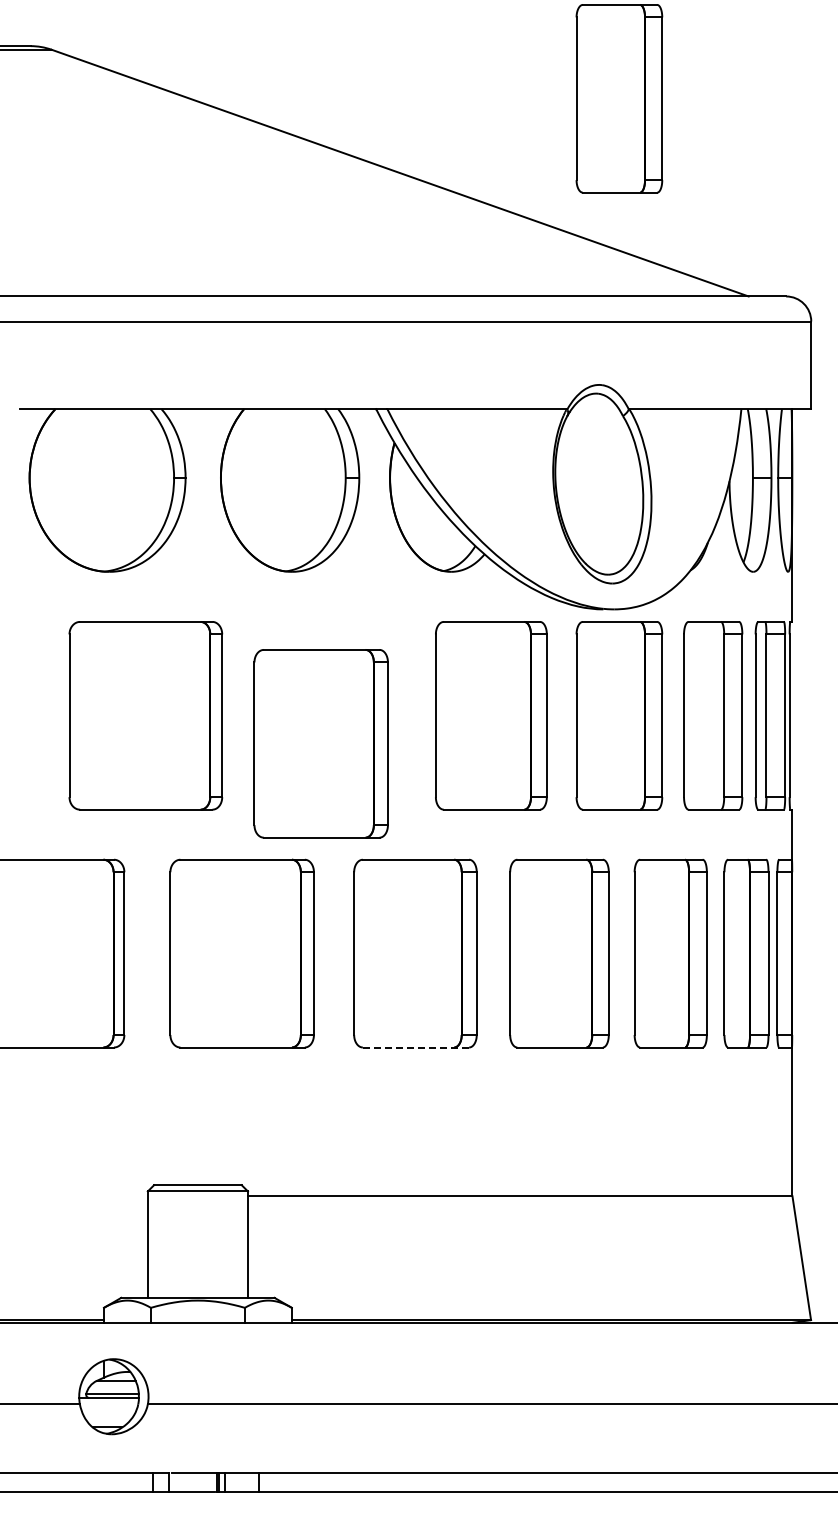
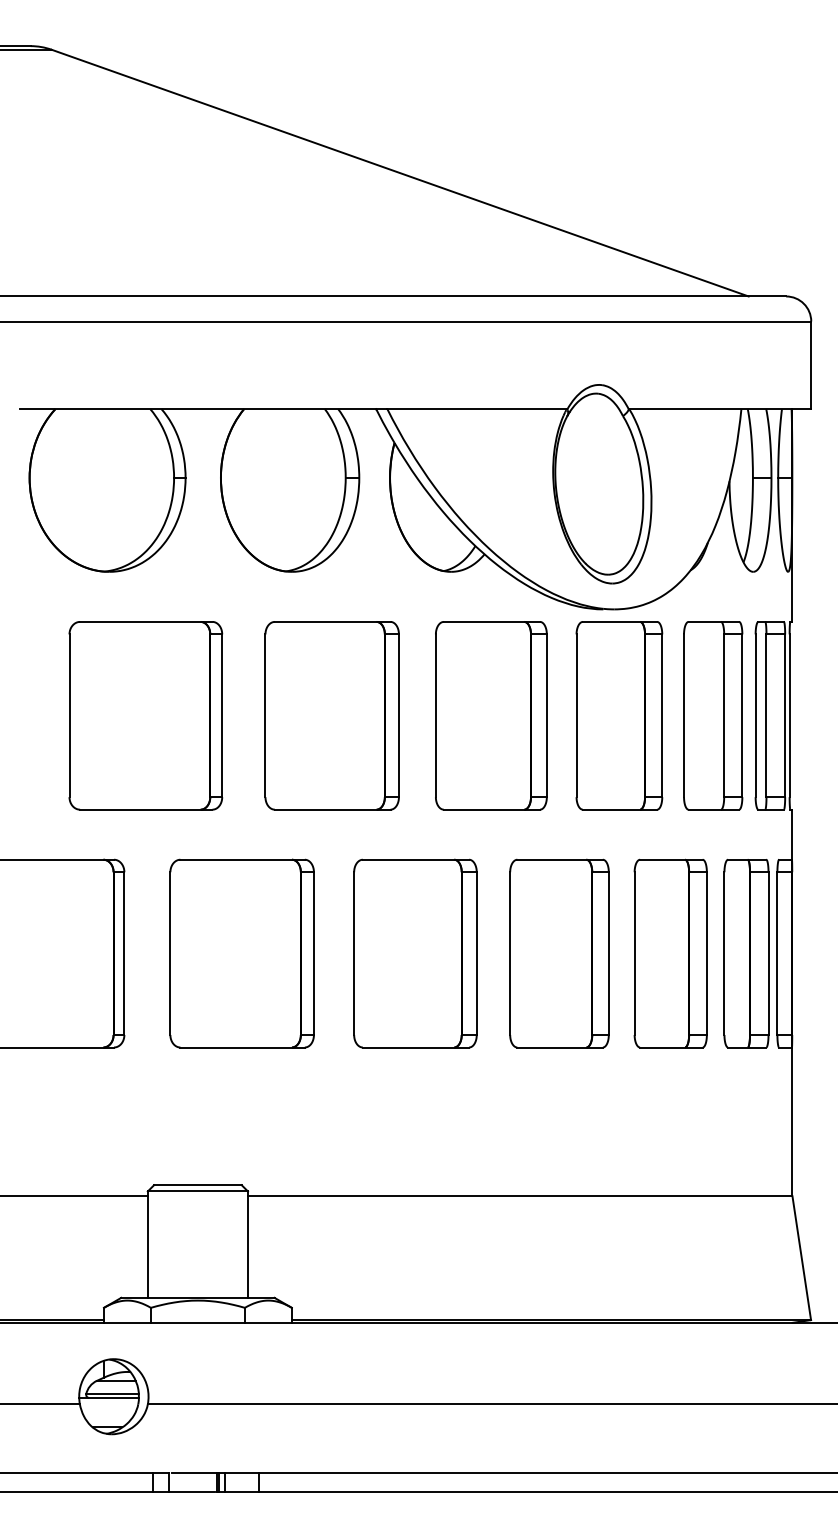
part: present -> none (619, 98)
part position: (320, 743) -> (331, 715) (331, 715)
line: dashed -> solid (416, 1047)
line: none -> present (74, 1196)
